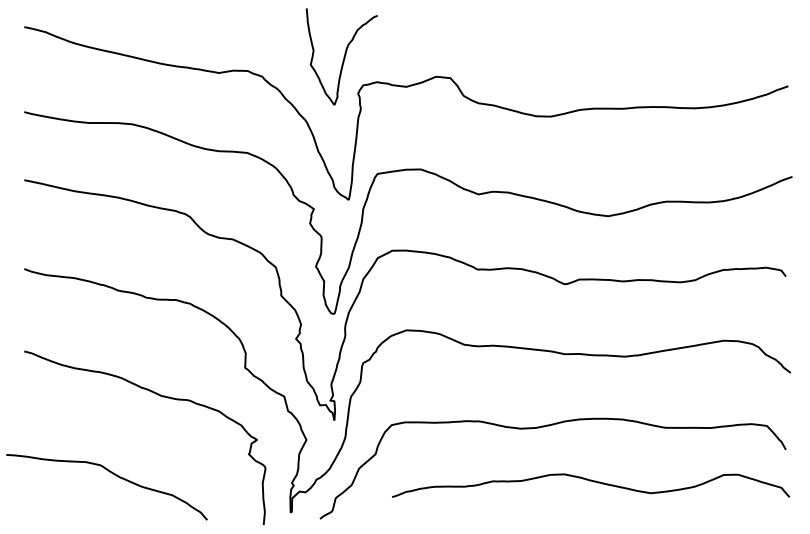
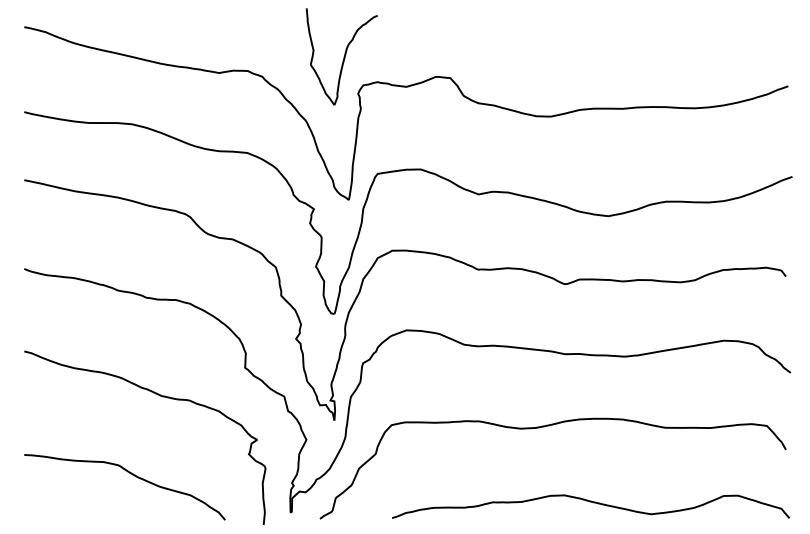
curve position: (114, 475) -> (132, 475) (132, 475)
curve position: (593, 482) -> (593, 503) (593, 503)
